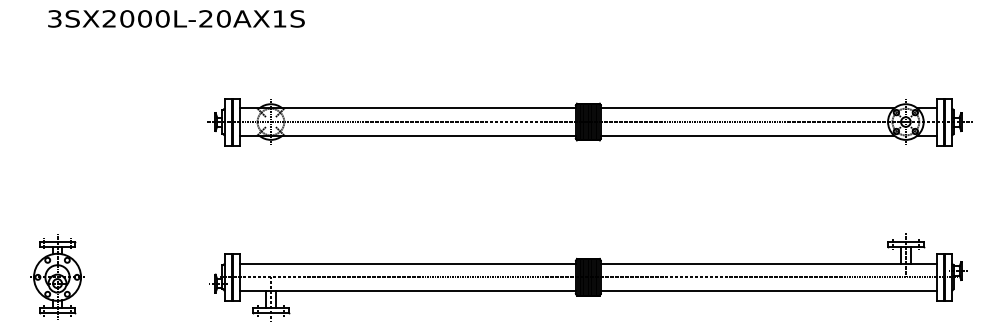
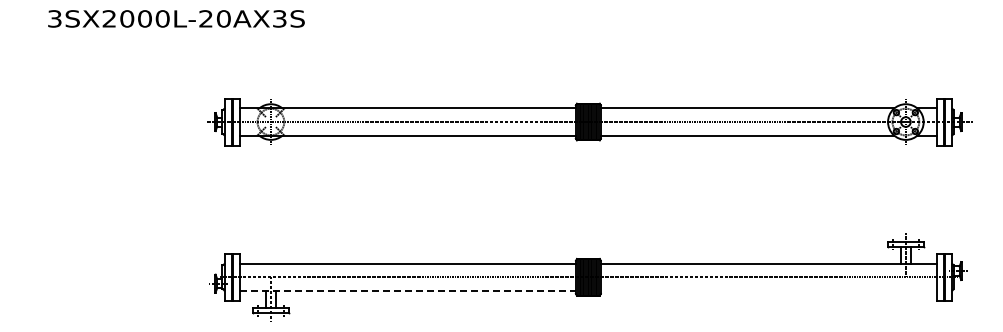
text: 3SX2000L-20AX1S -> 3SX2000L-20AX3S (279, 18)
part: present -> none (57, 276)
line: solid -> dashed (408, 290)
line: present -> none (768, 290)
